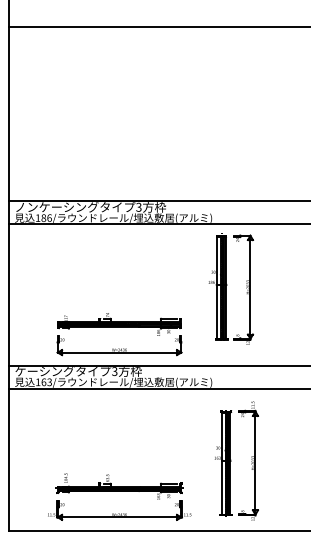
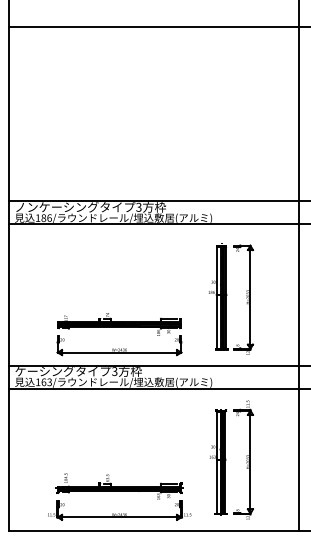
line: none -> present (298, 266)
part position: (231, 288) -> (231, 298) (231, 298)
part position: (236, 460) -> (231, 459) (231, 459)
